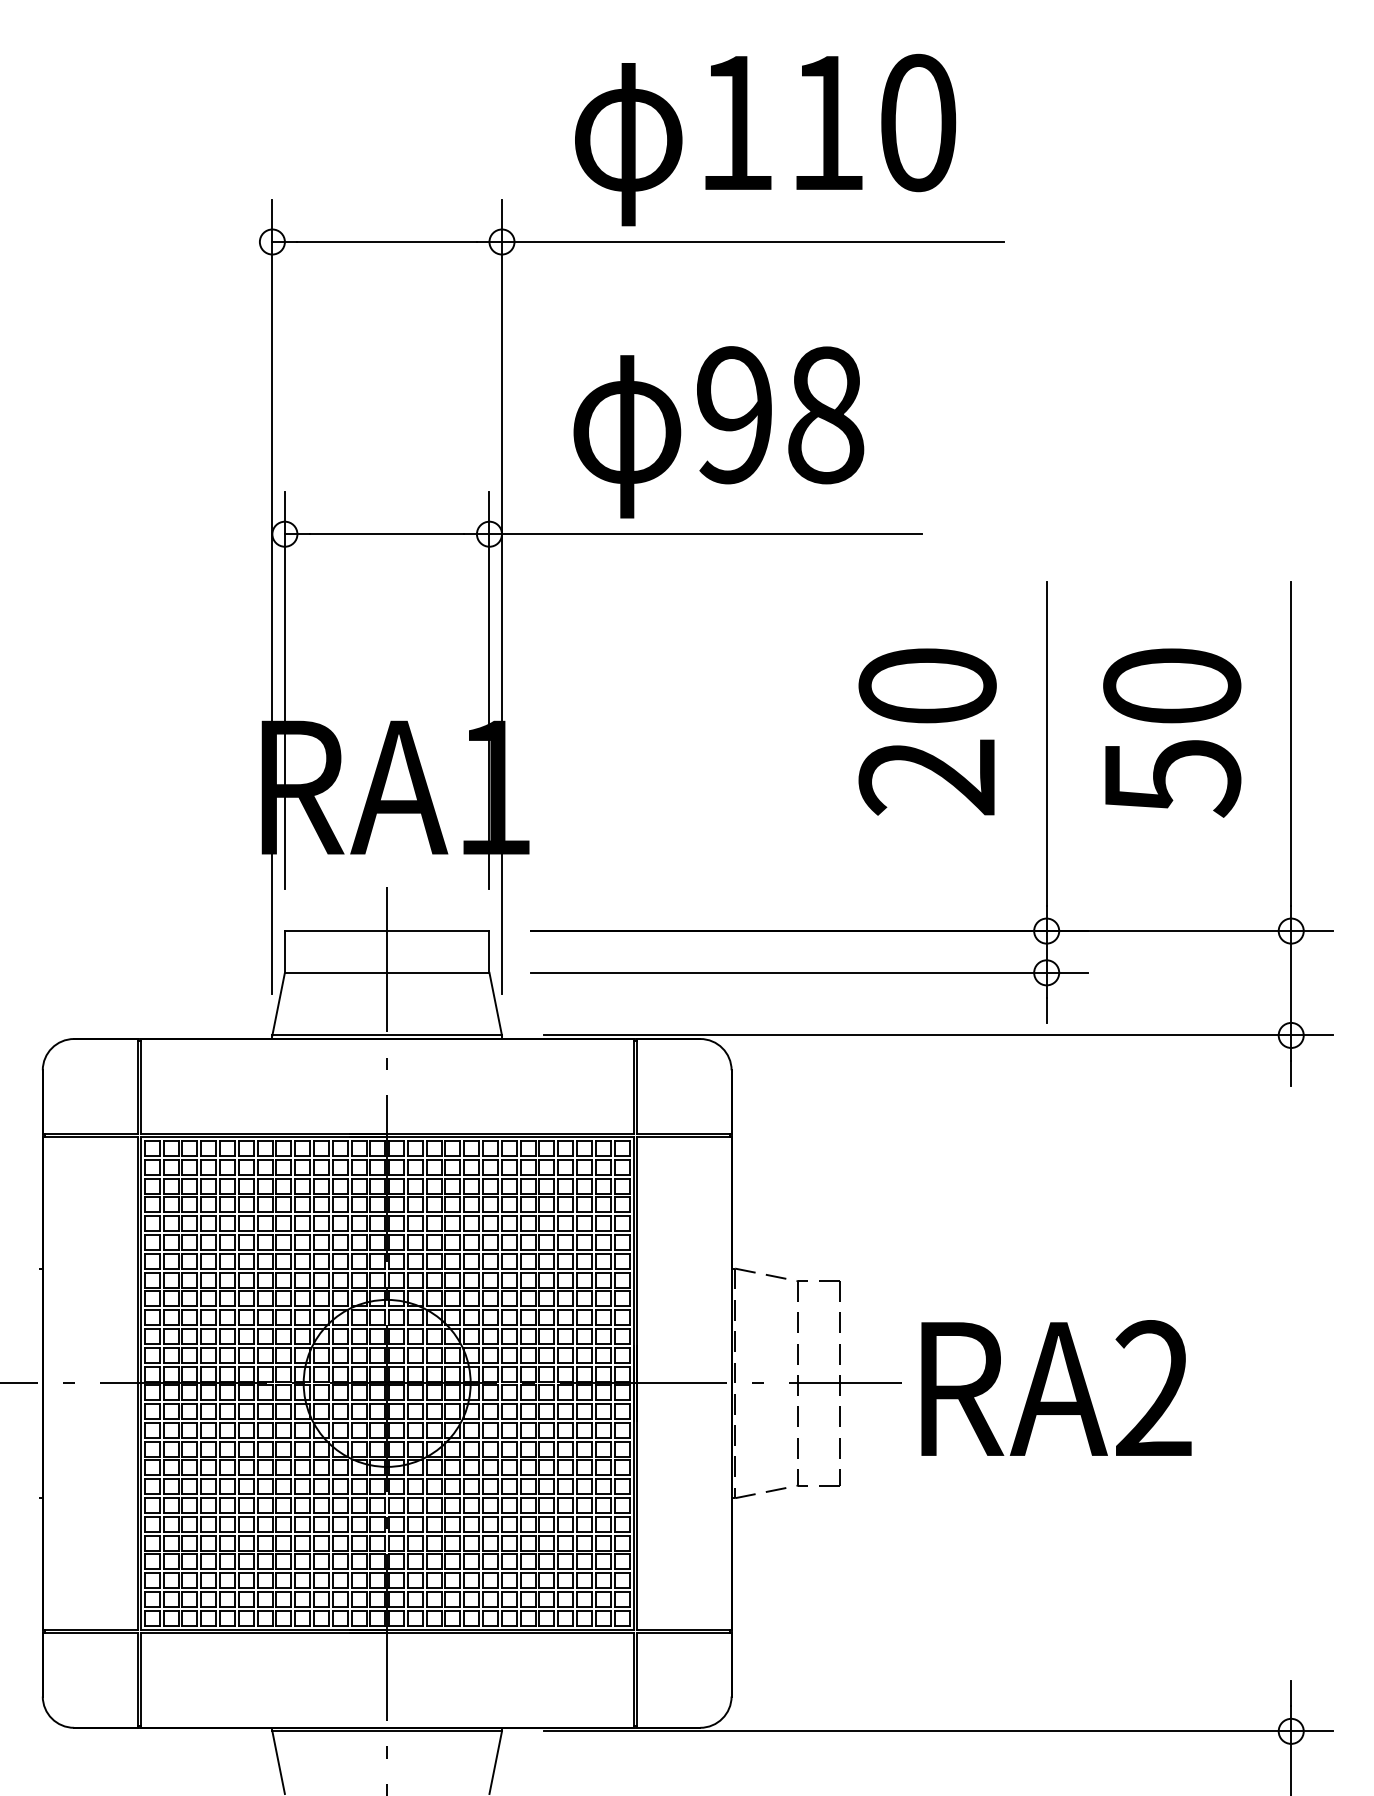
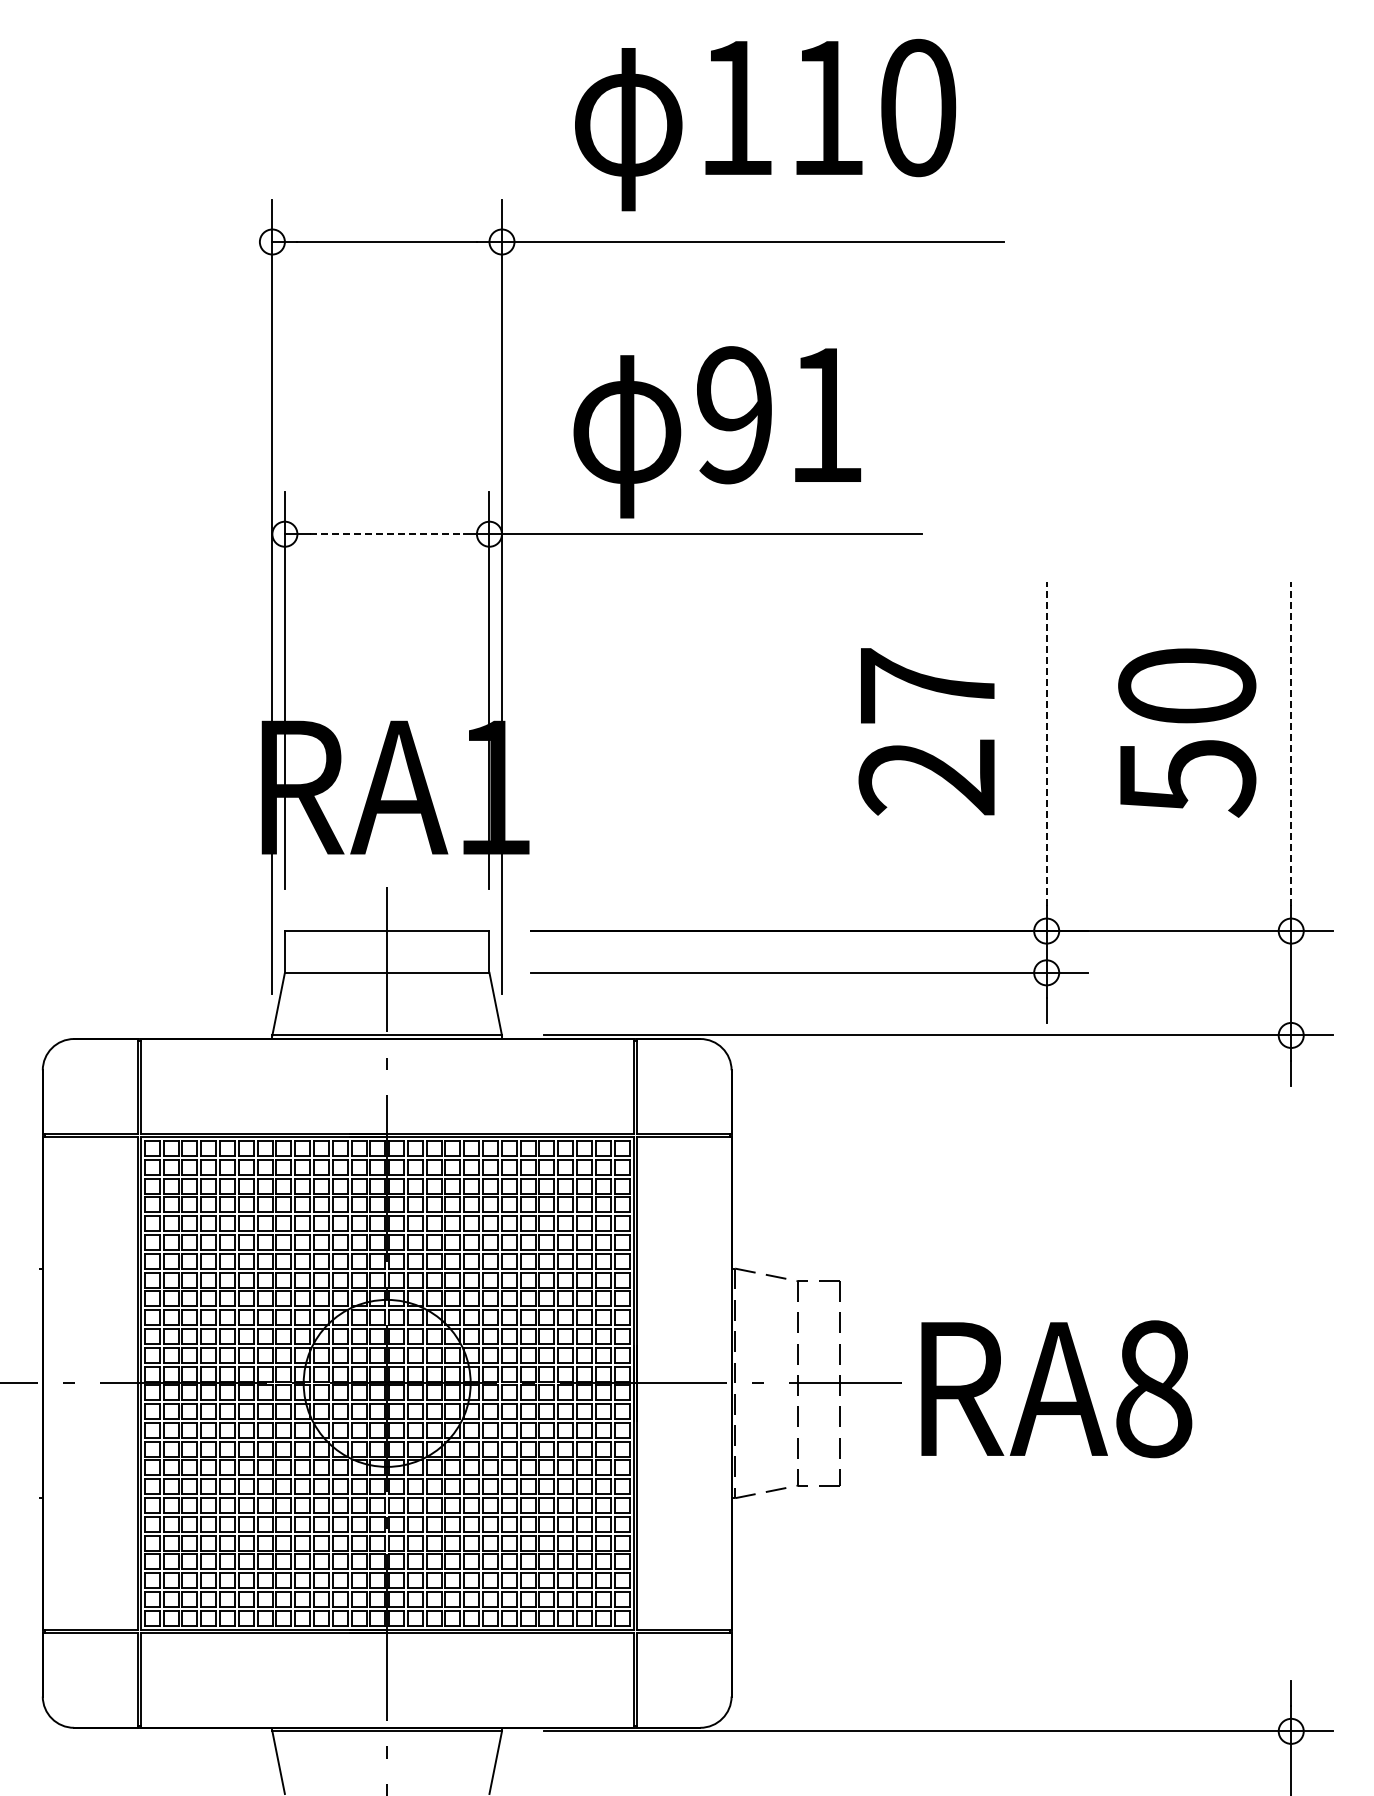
text position: (765, 139) -> (765, 124) (765, 124)
text: 98 -> 91 (826, 415)
line: solid -> dashed (387, 534)
text: 20 -> 27 (927, 685)
text position: (1172, 732) -> (1187, 732) (1187, 732)
line: solid -> dashed (1046, 743)
line: solid -> dashed (1291, 743)
text: RA2 -> RA8 (1153, 1389)
